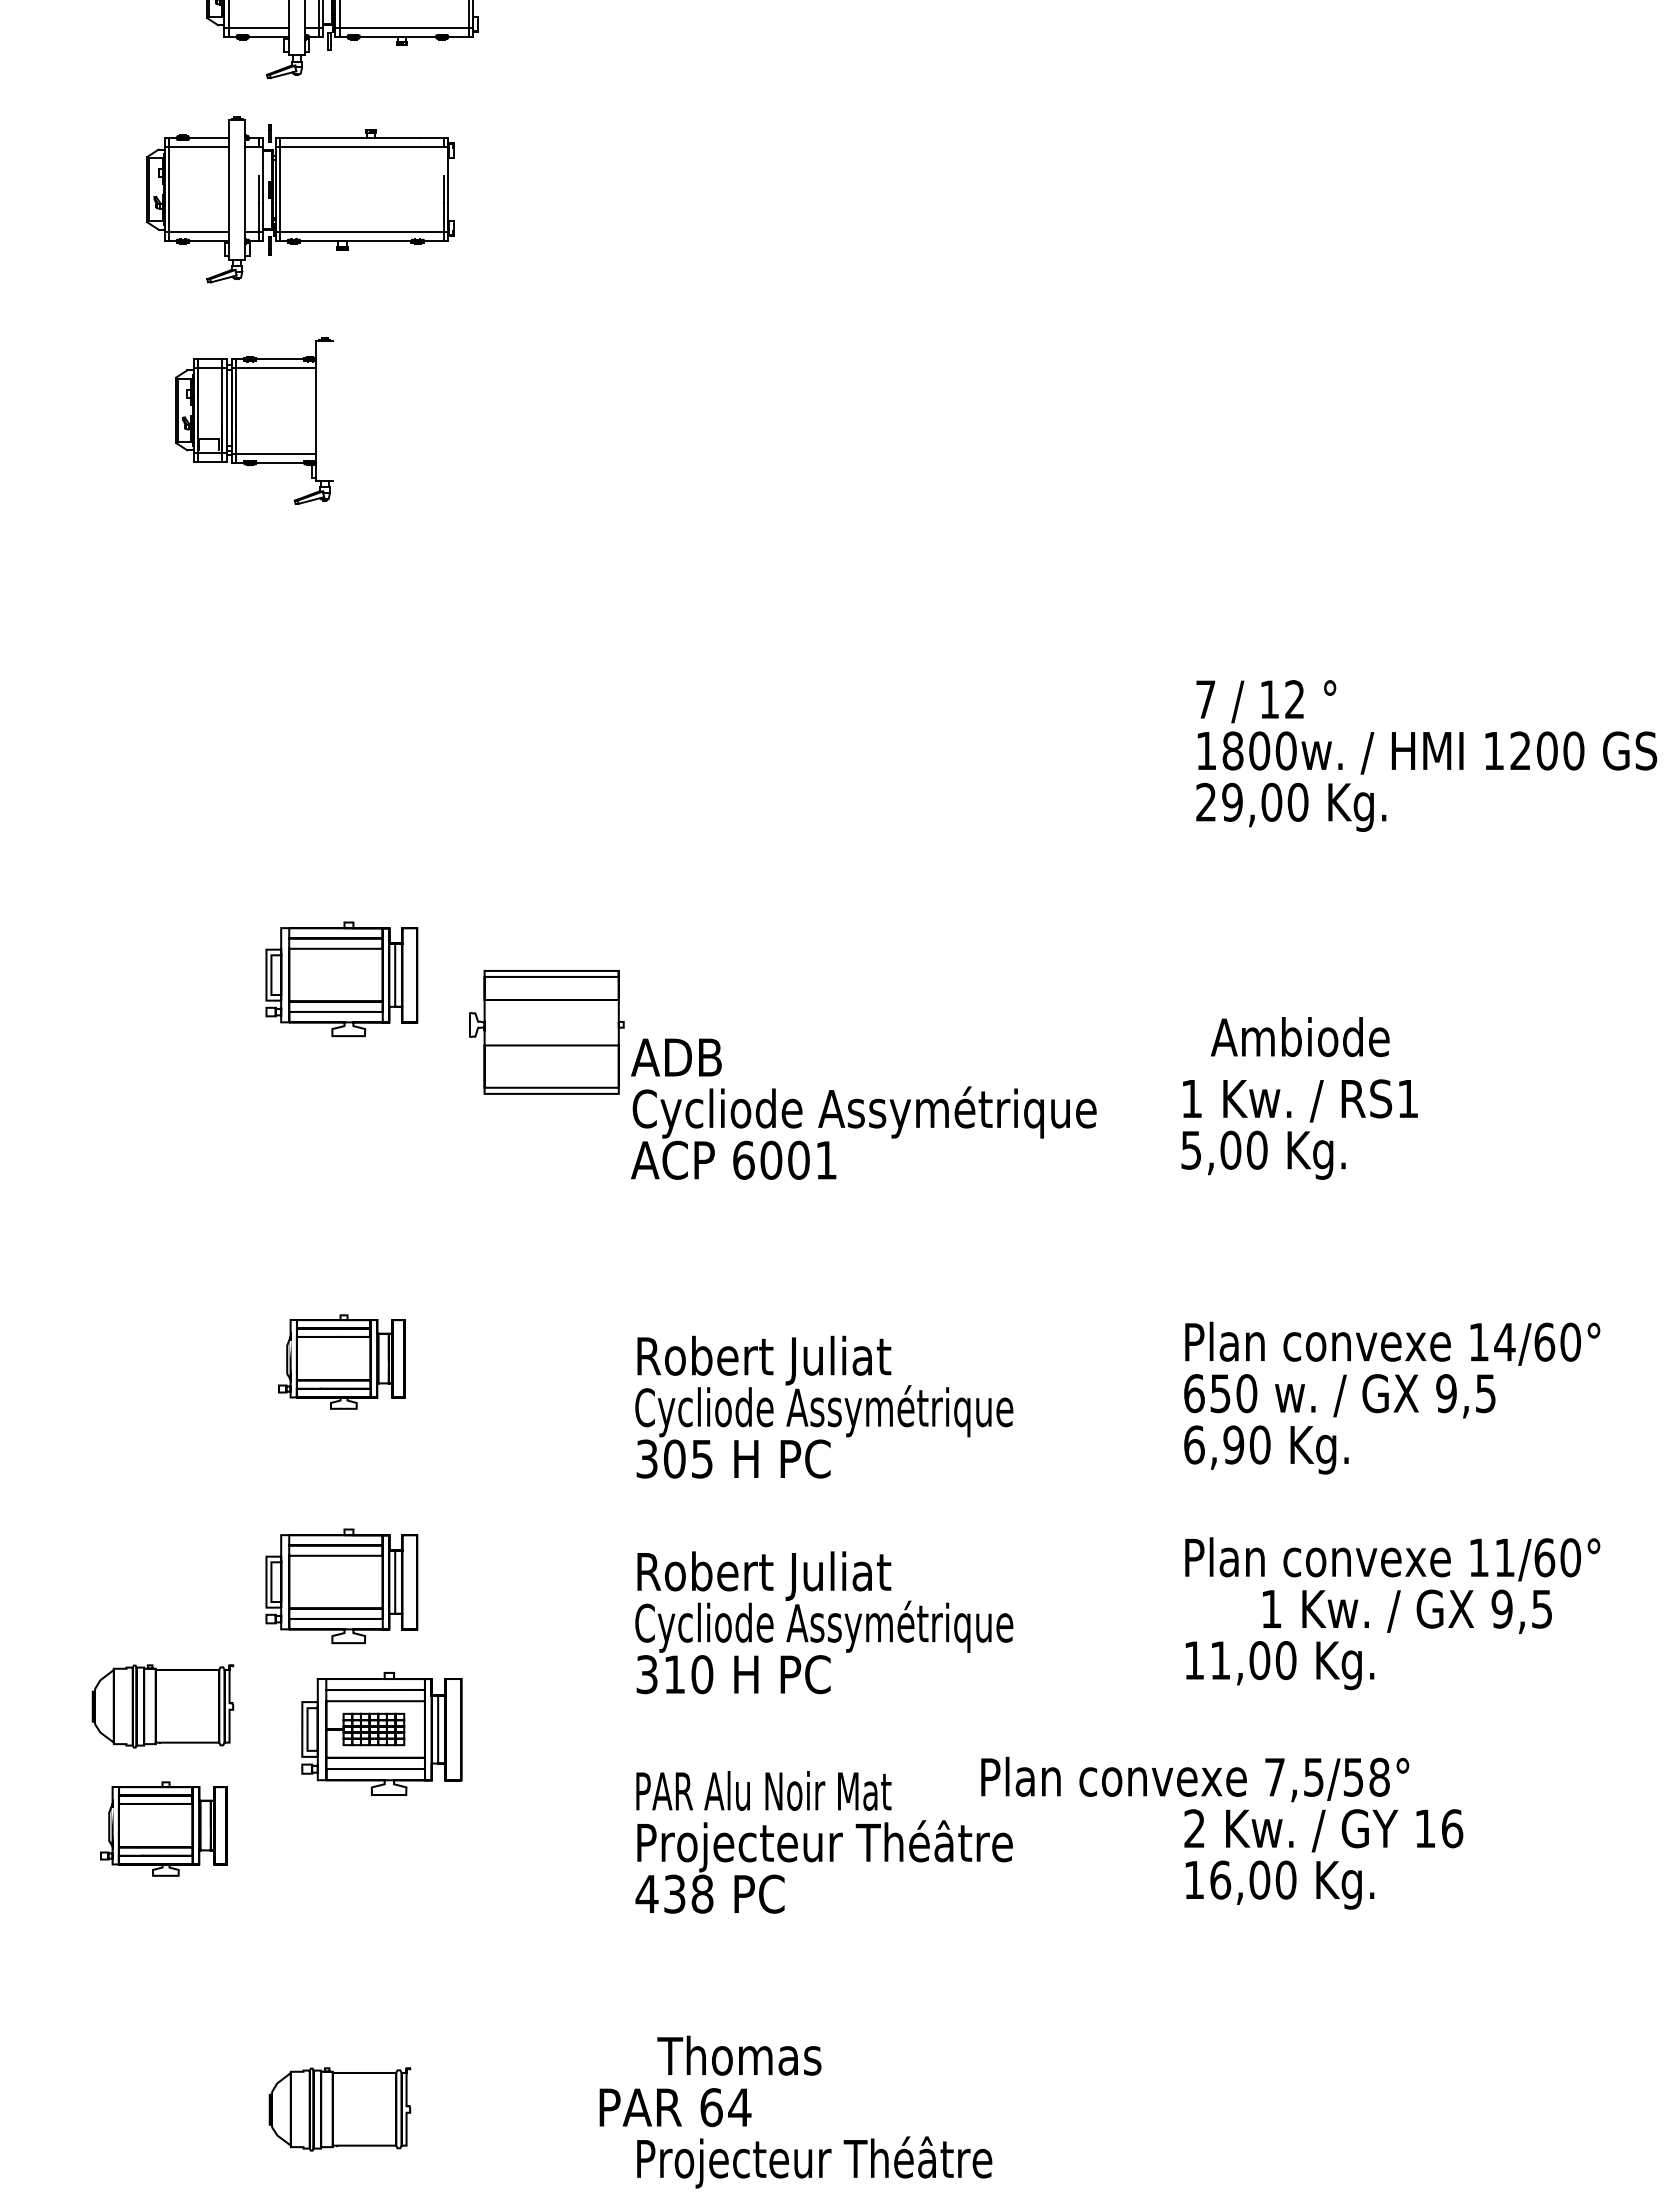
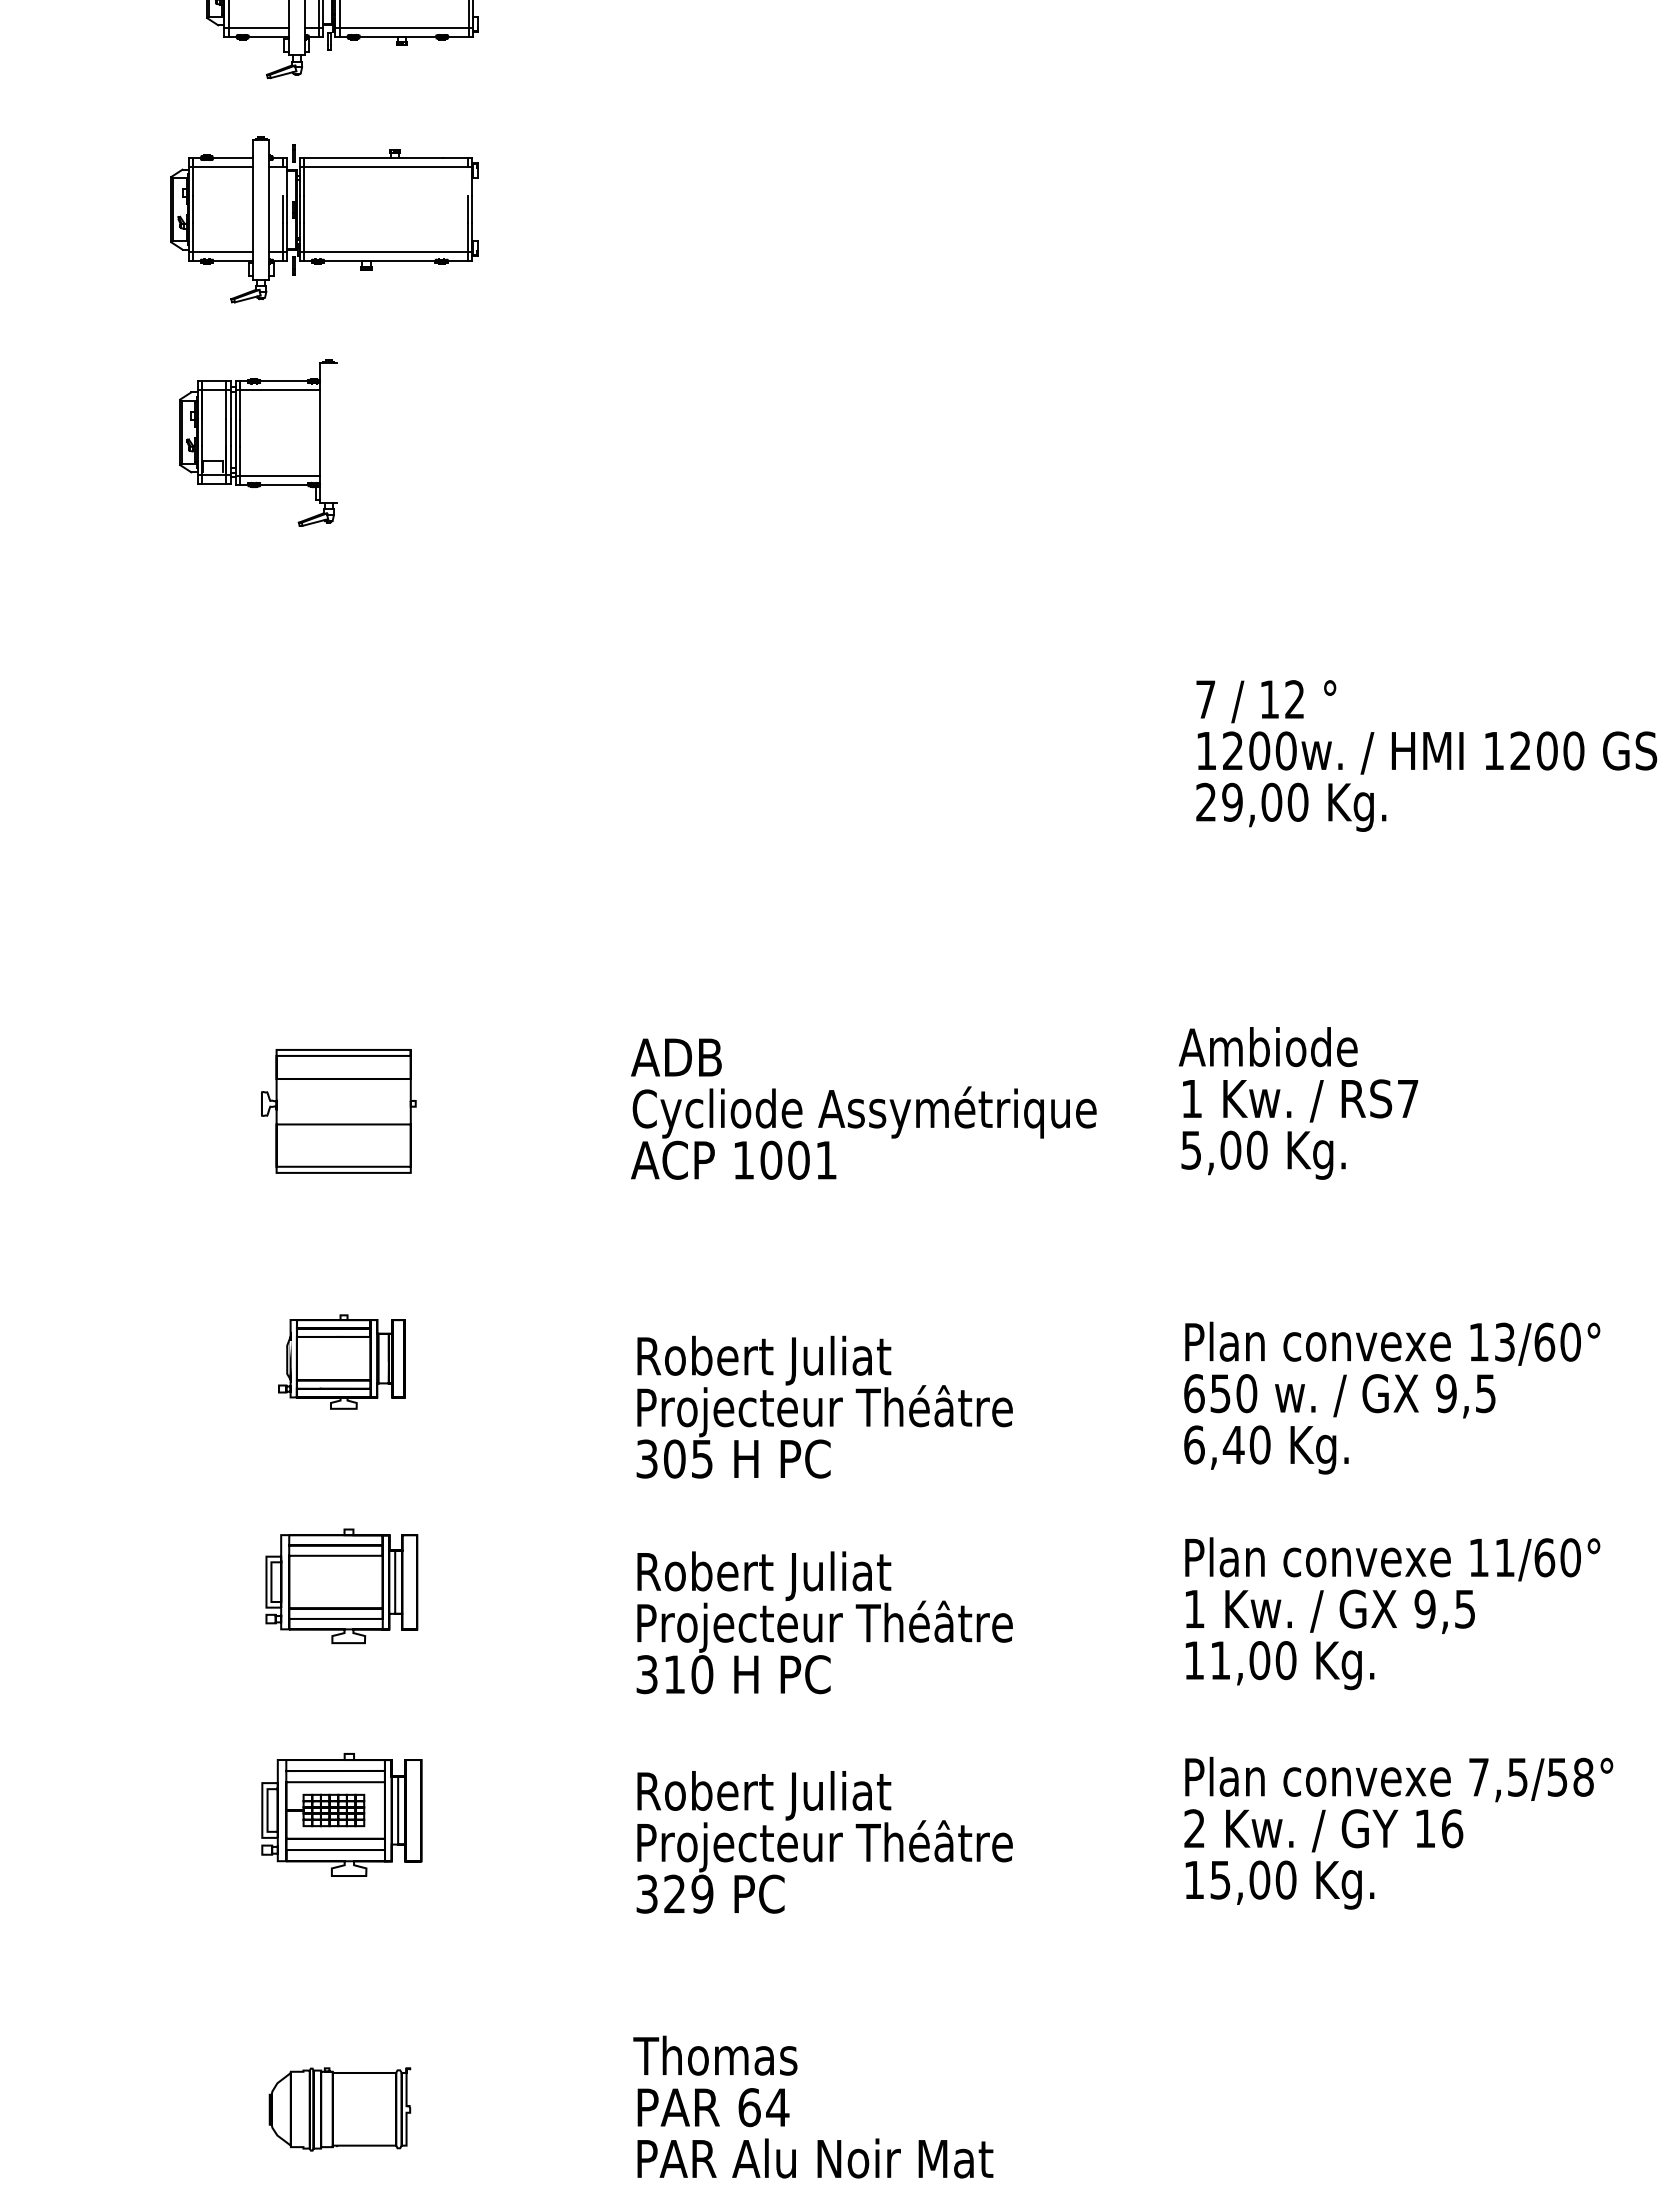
part position: (300, 199) -> (324, 219) (324, 219)
part position: (254, 420) -> (258, 442) (258, 442)
text: 1800w. -> 1200w. (1232, 750)
part: present -> none (341, 979)
part position: (546, 1032) -> (338, 1111) (338, 1111)
text position: (1299, 1037) -> (1267, 1047) (1267, 1047)
text: RS1 -> RS7 (1408, 1098)
text: 6001 -> 1001 (743, 1159)
text: 14/60° -> 13/60° (1504, 1341)
text: Cycliode Assymétrique -> Projecteur Théâtre (824, 1411)
text: 6,90 -> 6,40 (1233, 1444)
text position: (1407, 1611) -> (1330, 1611) (1330, 1611)
text: Cycliode Assymétrique -> Projecteur Théâtre (824, 1626)
part: present -> none (162, 1706)
part position: (381, 1733) -> (341, 1814) (341, 1814)
text position: (1195, 1779) -> (1399, 1779) (1399, 1779)
text: PAR Alu Noir Mat -> Robert Juliat (763, 1795)
part: present -> none (163, 1828)
text: 16,00 -> 15,00 (1220, 1879)
text: 438 -> 329 (674, 1893)
text position: (739, 2055) -> (715, 2055) (715, 2055)
text position: (675, 2107) -> (713, 2107) (713, 2107)
text: Projecteur Théâtre -> PAR Alu Noir Mat (815, 2162)
